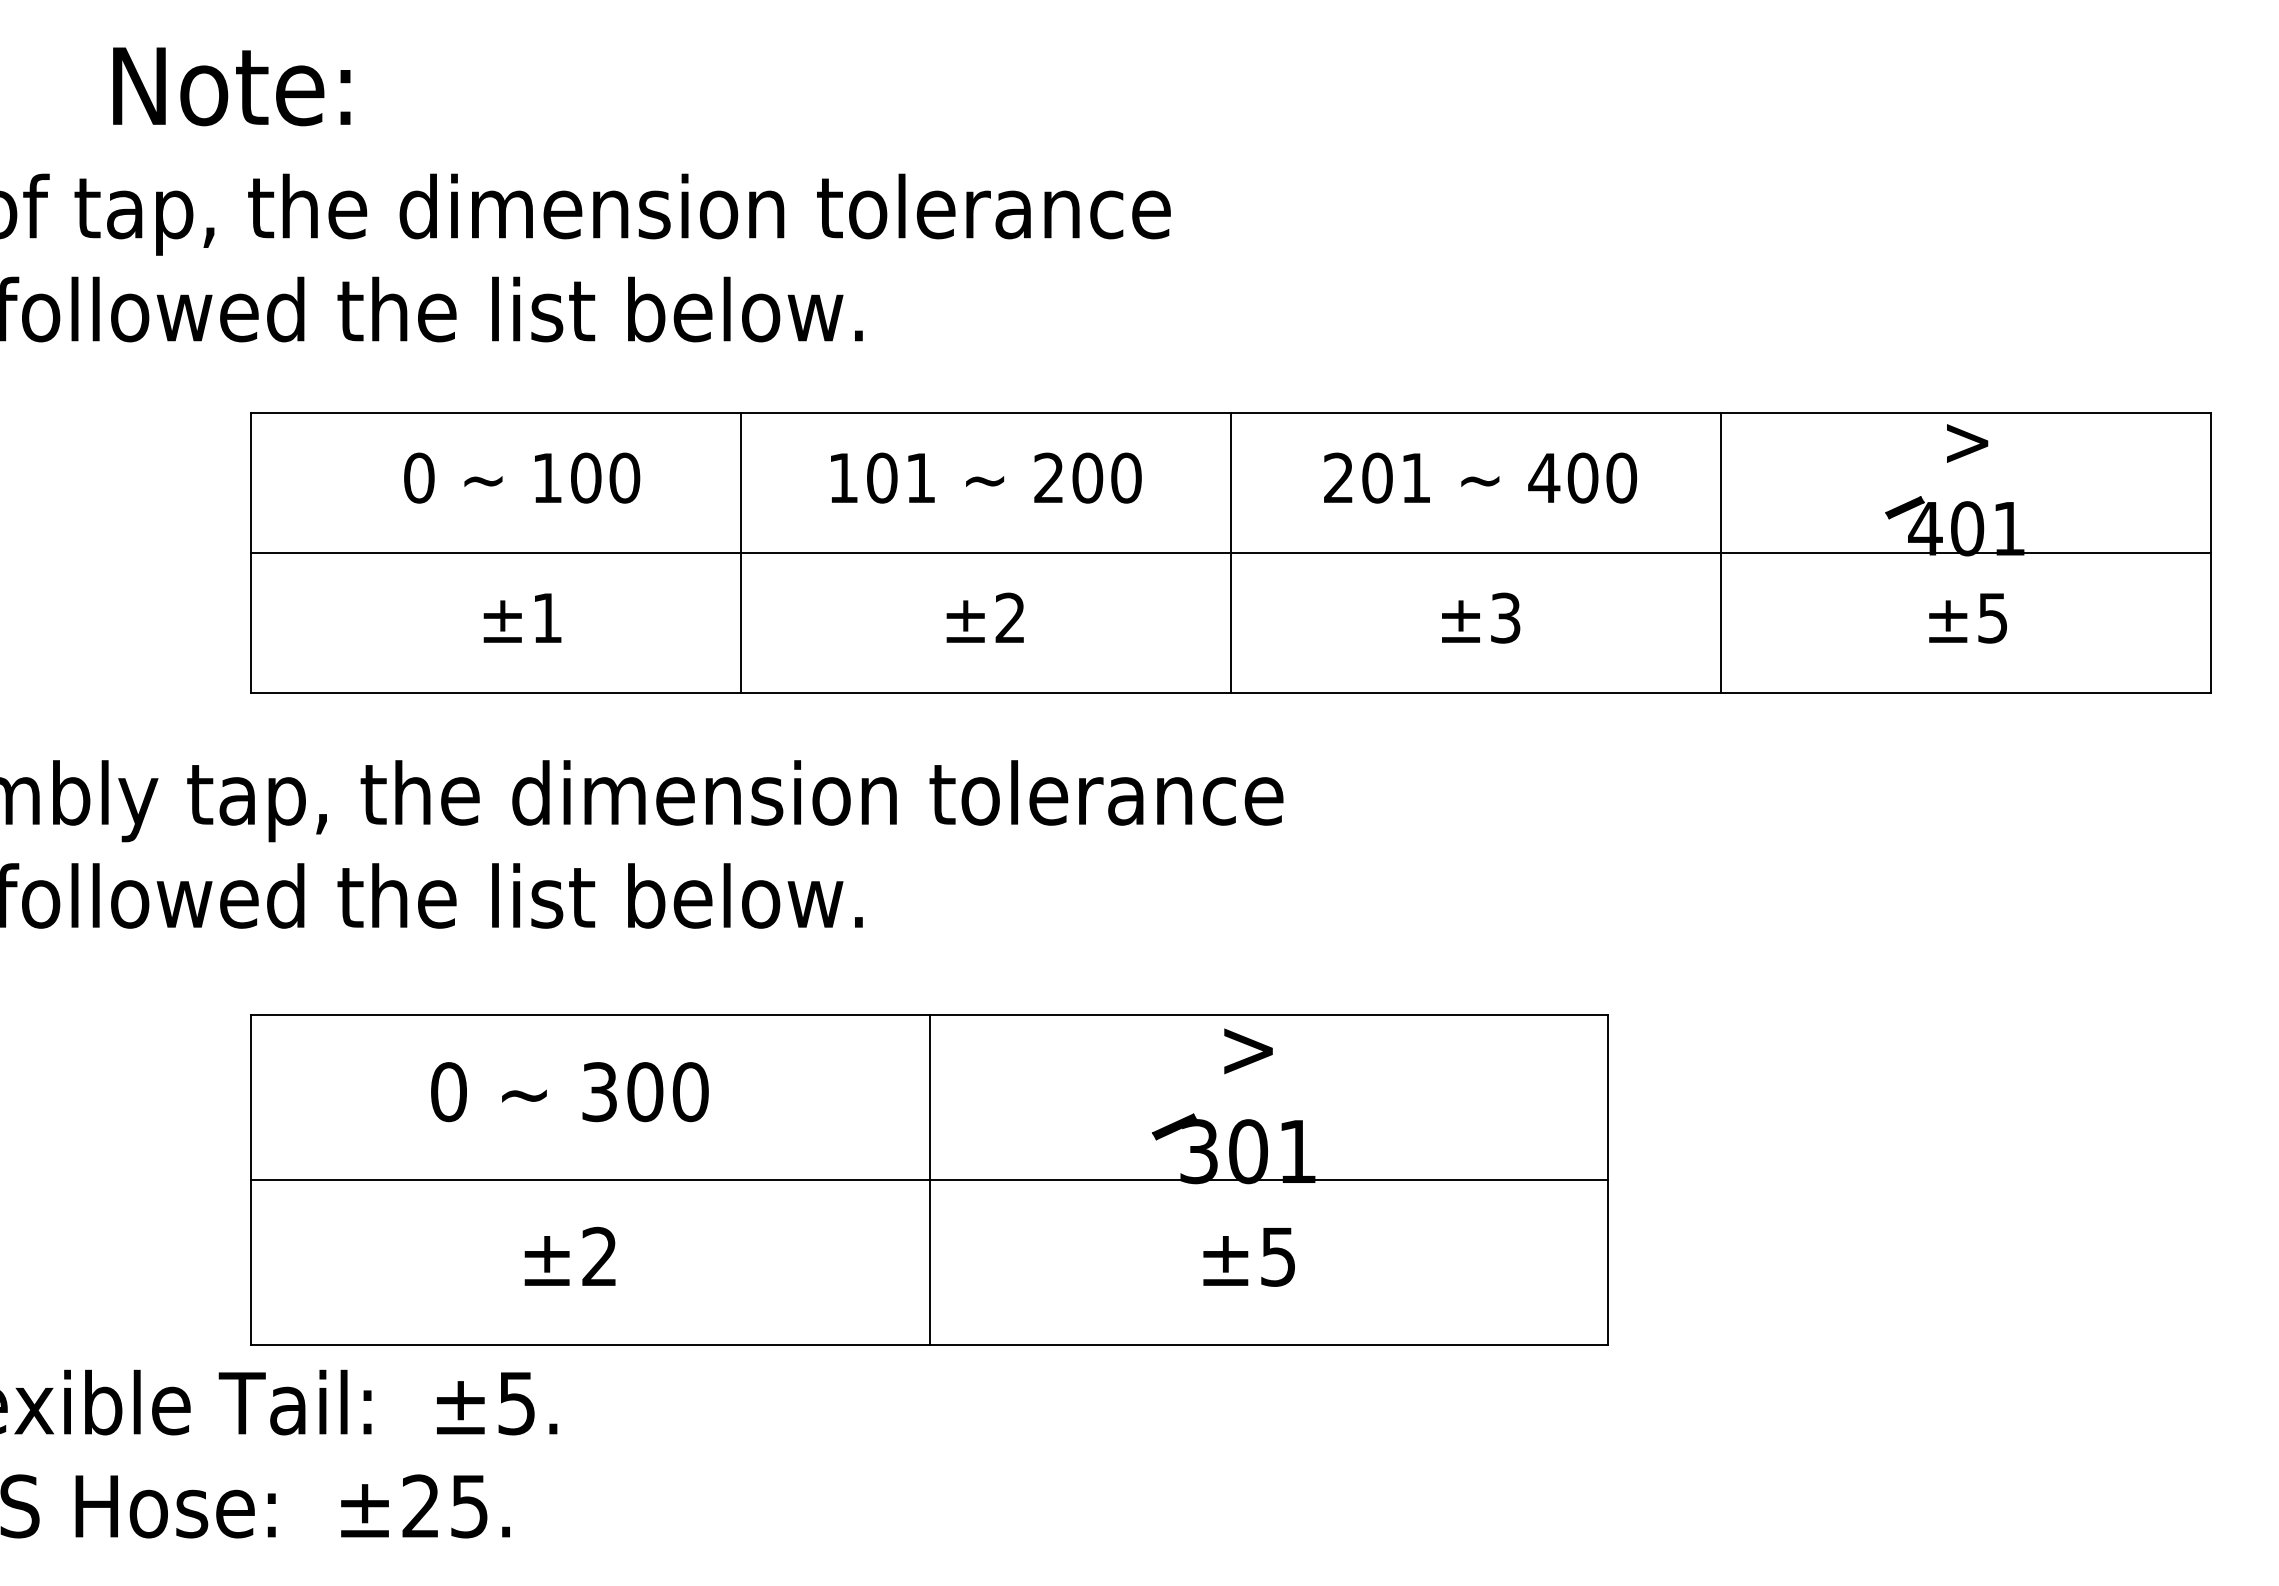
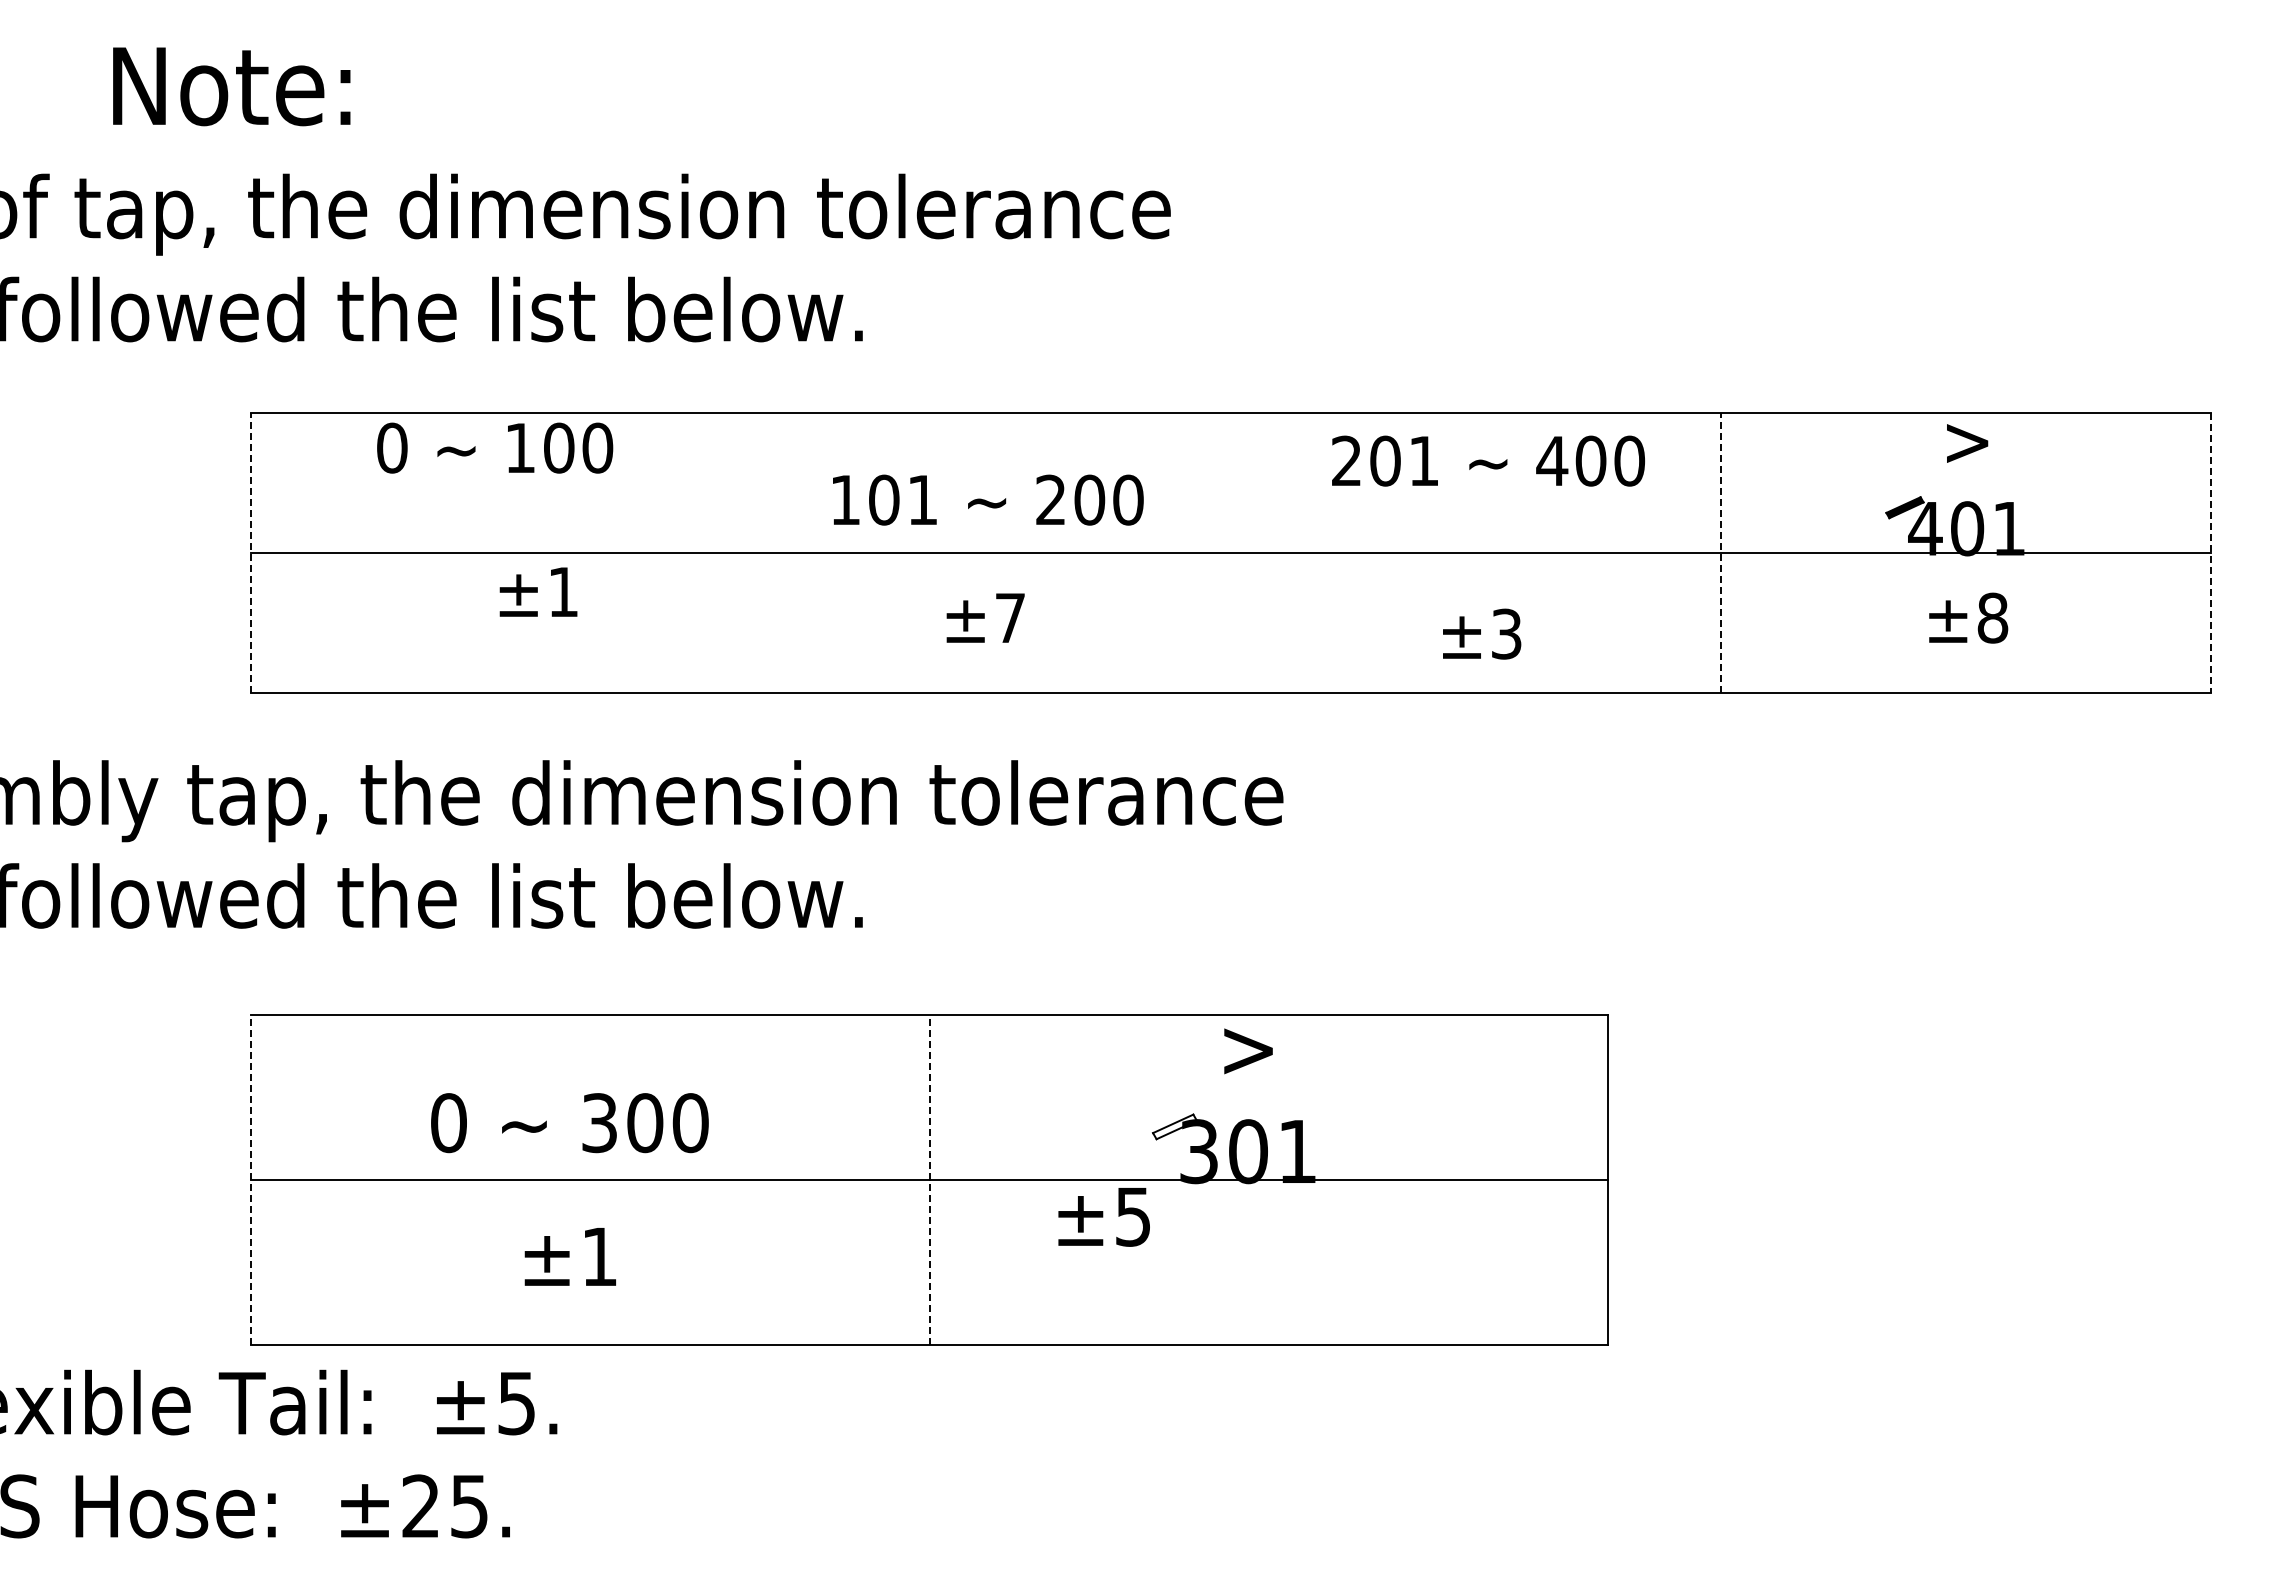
text position: (522, 477) -> (495, 447) (495, 447)
text position: (986, 477) -> (988, 499) (988, 499)
text position: (1480, 477) -> (1488, 460) (1488, 460)
line: solid -> dashed (251, 552)
line: present -> none (740, 552)
line: present -> none (1230, 552)
line: solid -> dashed (1720, 552)
line: solid -> dashed (2210, 553)
text position: (522, 617) -> (538, 591) (538, 591)
text: ±2 -> ±7 (1009, 617)
text position: (1481, 617) -> (1482, 633) (1482, 633)
text: ±5 -> ±8 (1992, 617)
text position: (569, 1092) -> (569, 1123) (569, 1123)
fill: present -> none (1174, 1126)
line: solid -> dashed (251, 1180)
line: solid -> dashed (929, 1180)
text: ±2 -> ±1 (599, 1255)
text position: (1248, 1257) -> (1103, 1217) (1103, 1217)
